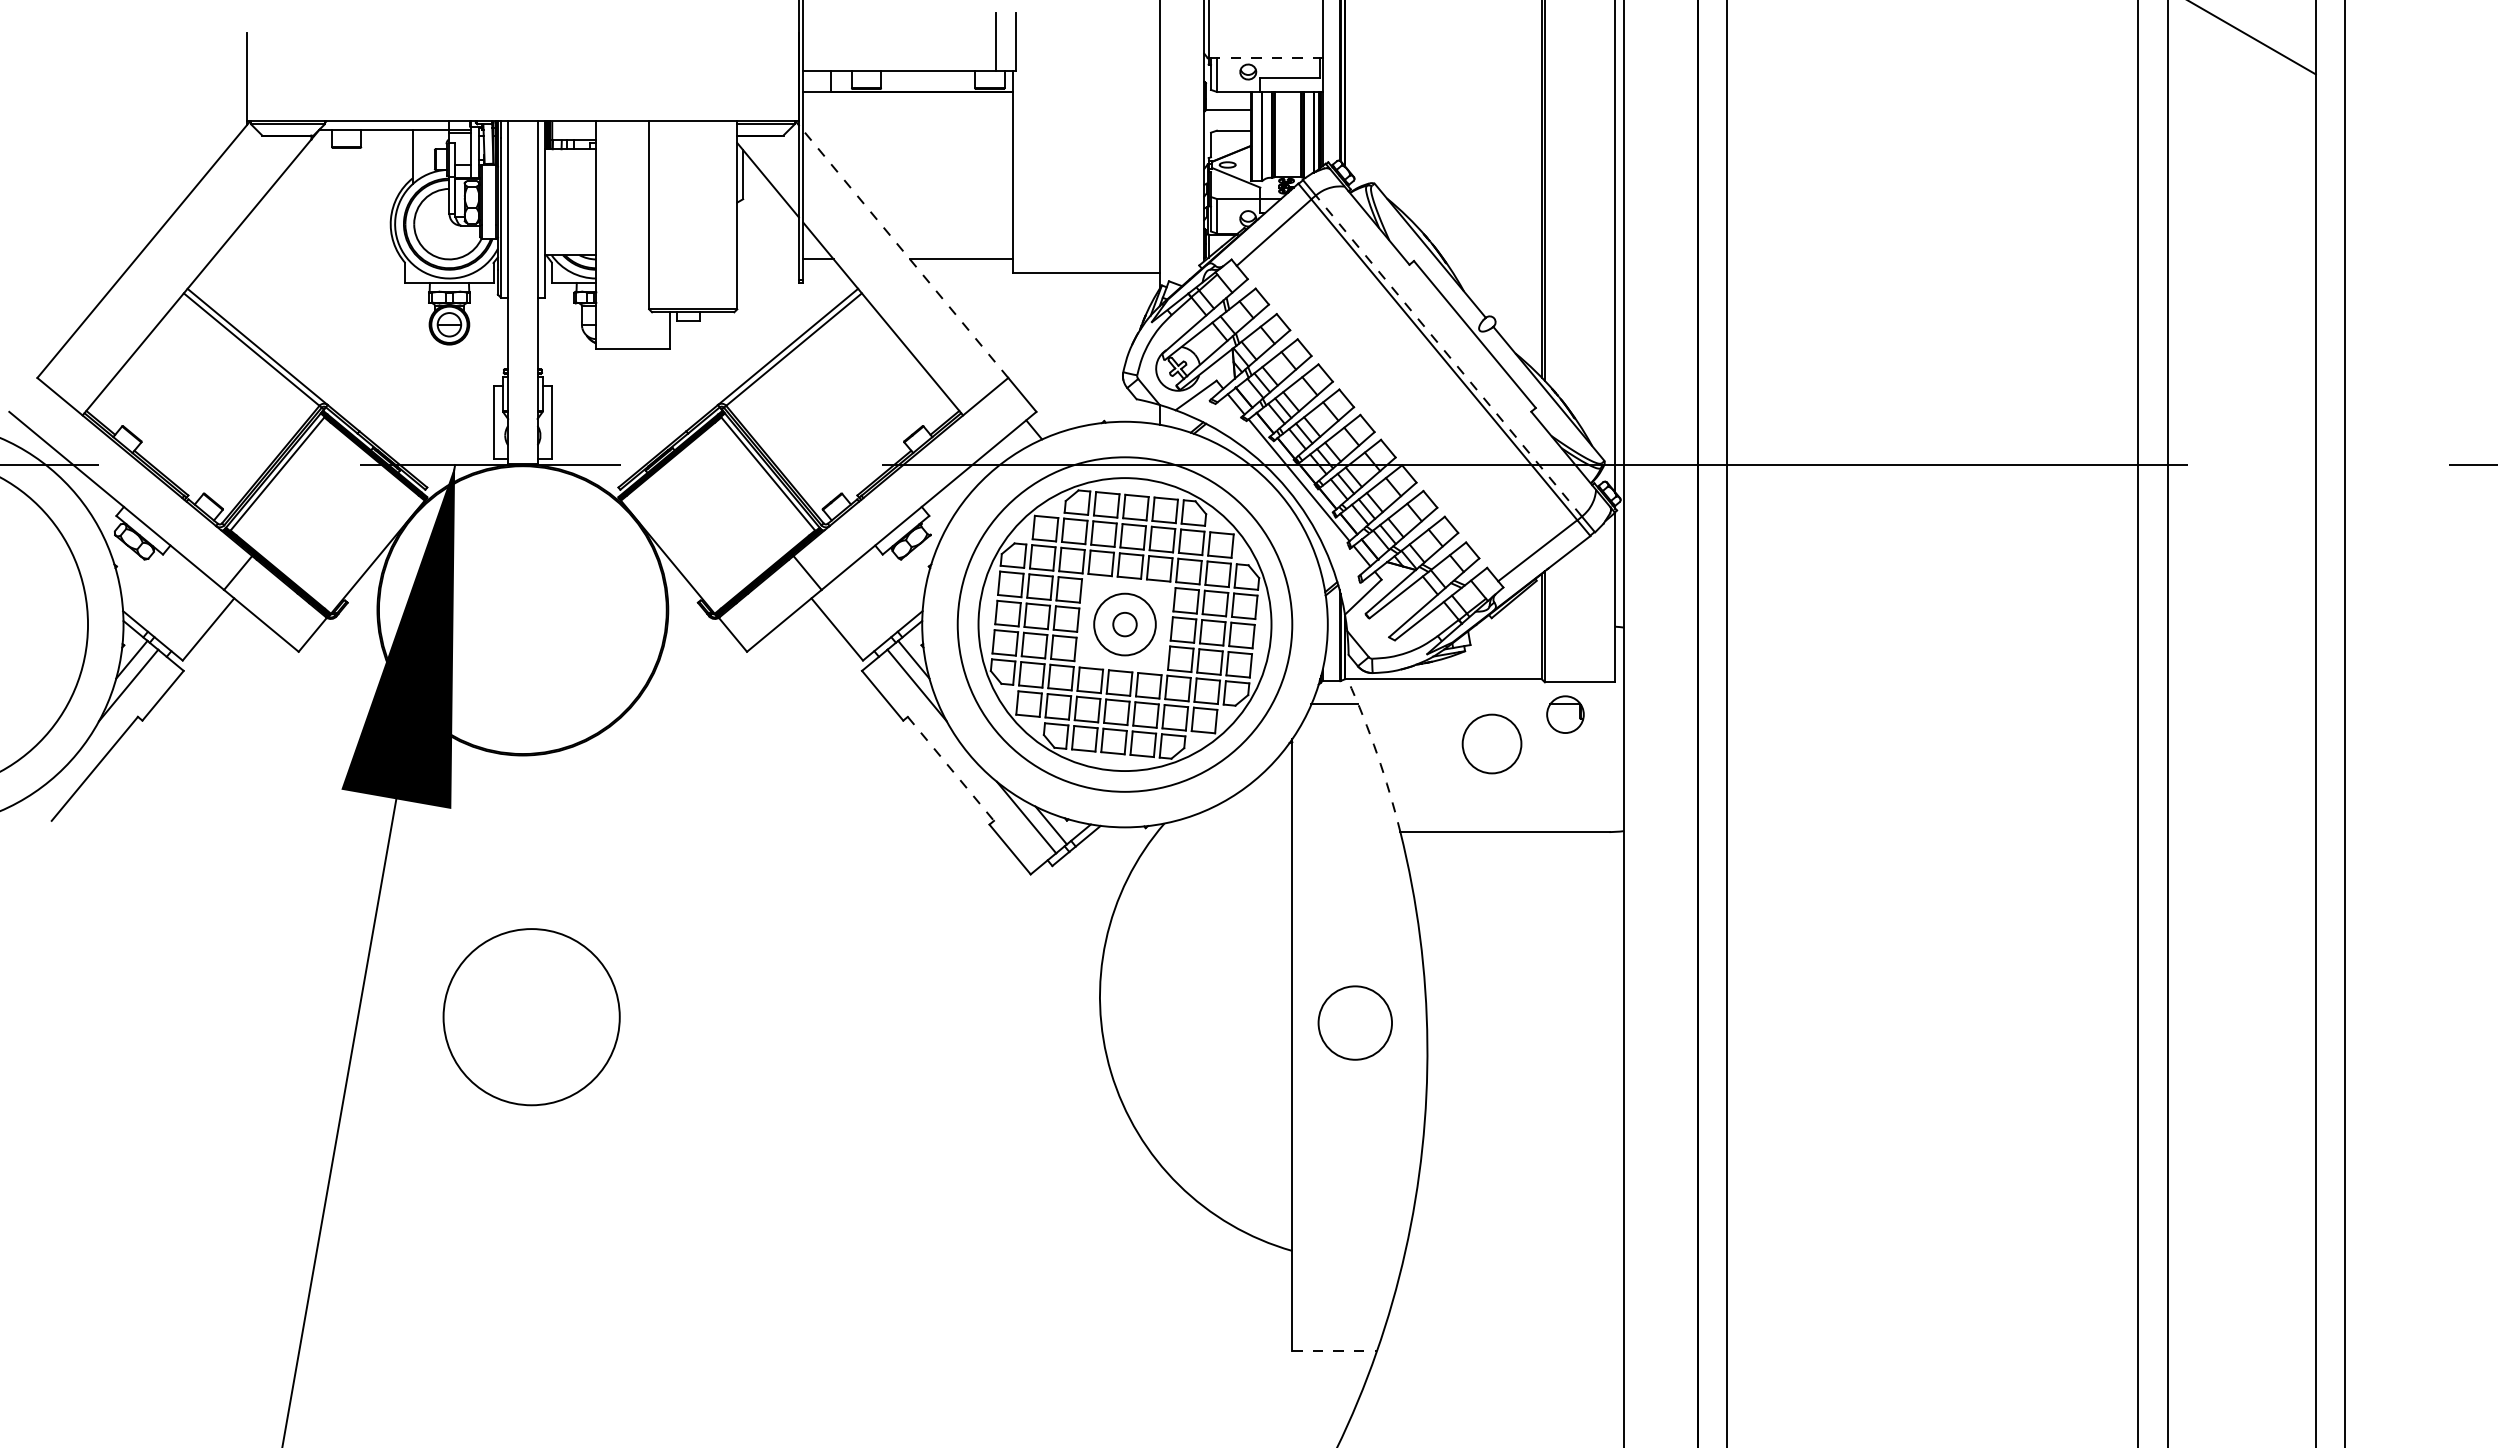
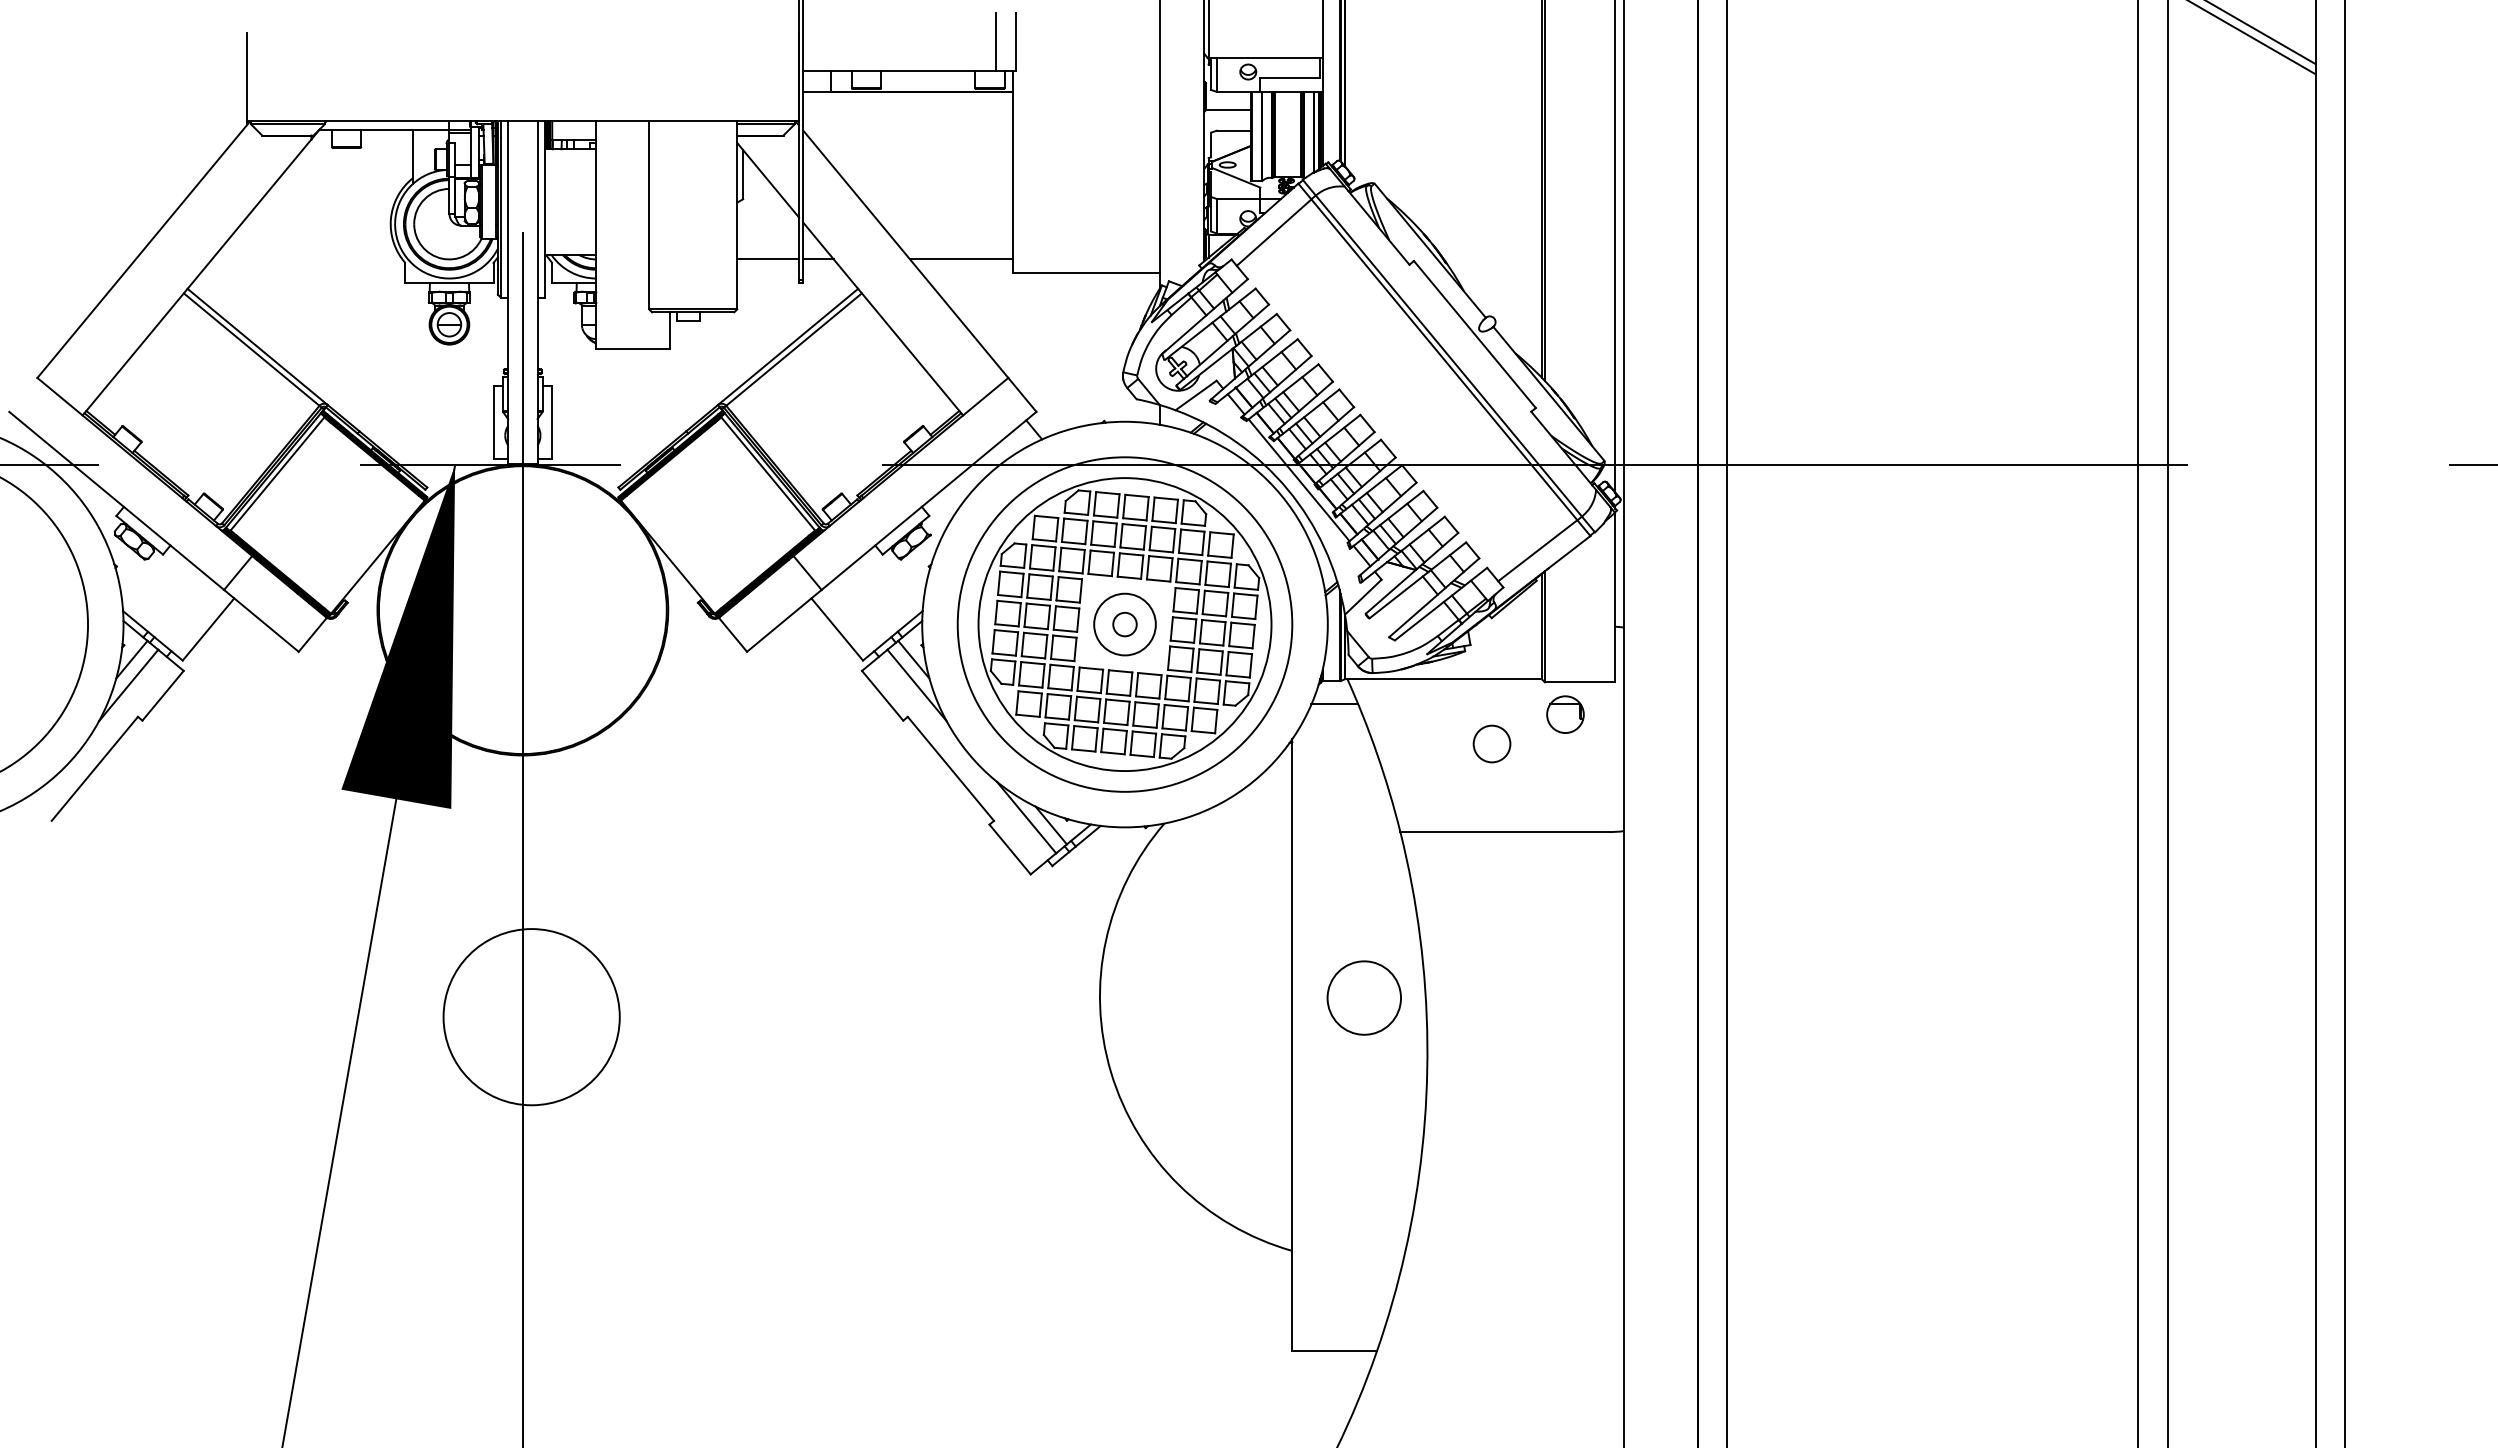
line: none -> present (2261, 33)
line: dashed -> solid (1265, 58)
line: dashed -> solid (905, 254)
line: none -> present (767, 259)
line: dashed -> solid (1448, 356)
circle diameter: 59 px -> 37 px (1491, 743)
arc: dashed -> solid (1377, 754)
line: dashed -> solid (950, 768)
line: none -> present (522, 837)
circle position: (1354, 1022) -> (1363, 997) (1363, 997)
line: dashed -> solid (1335, 1350)
